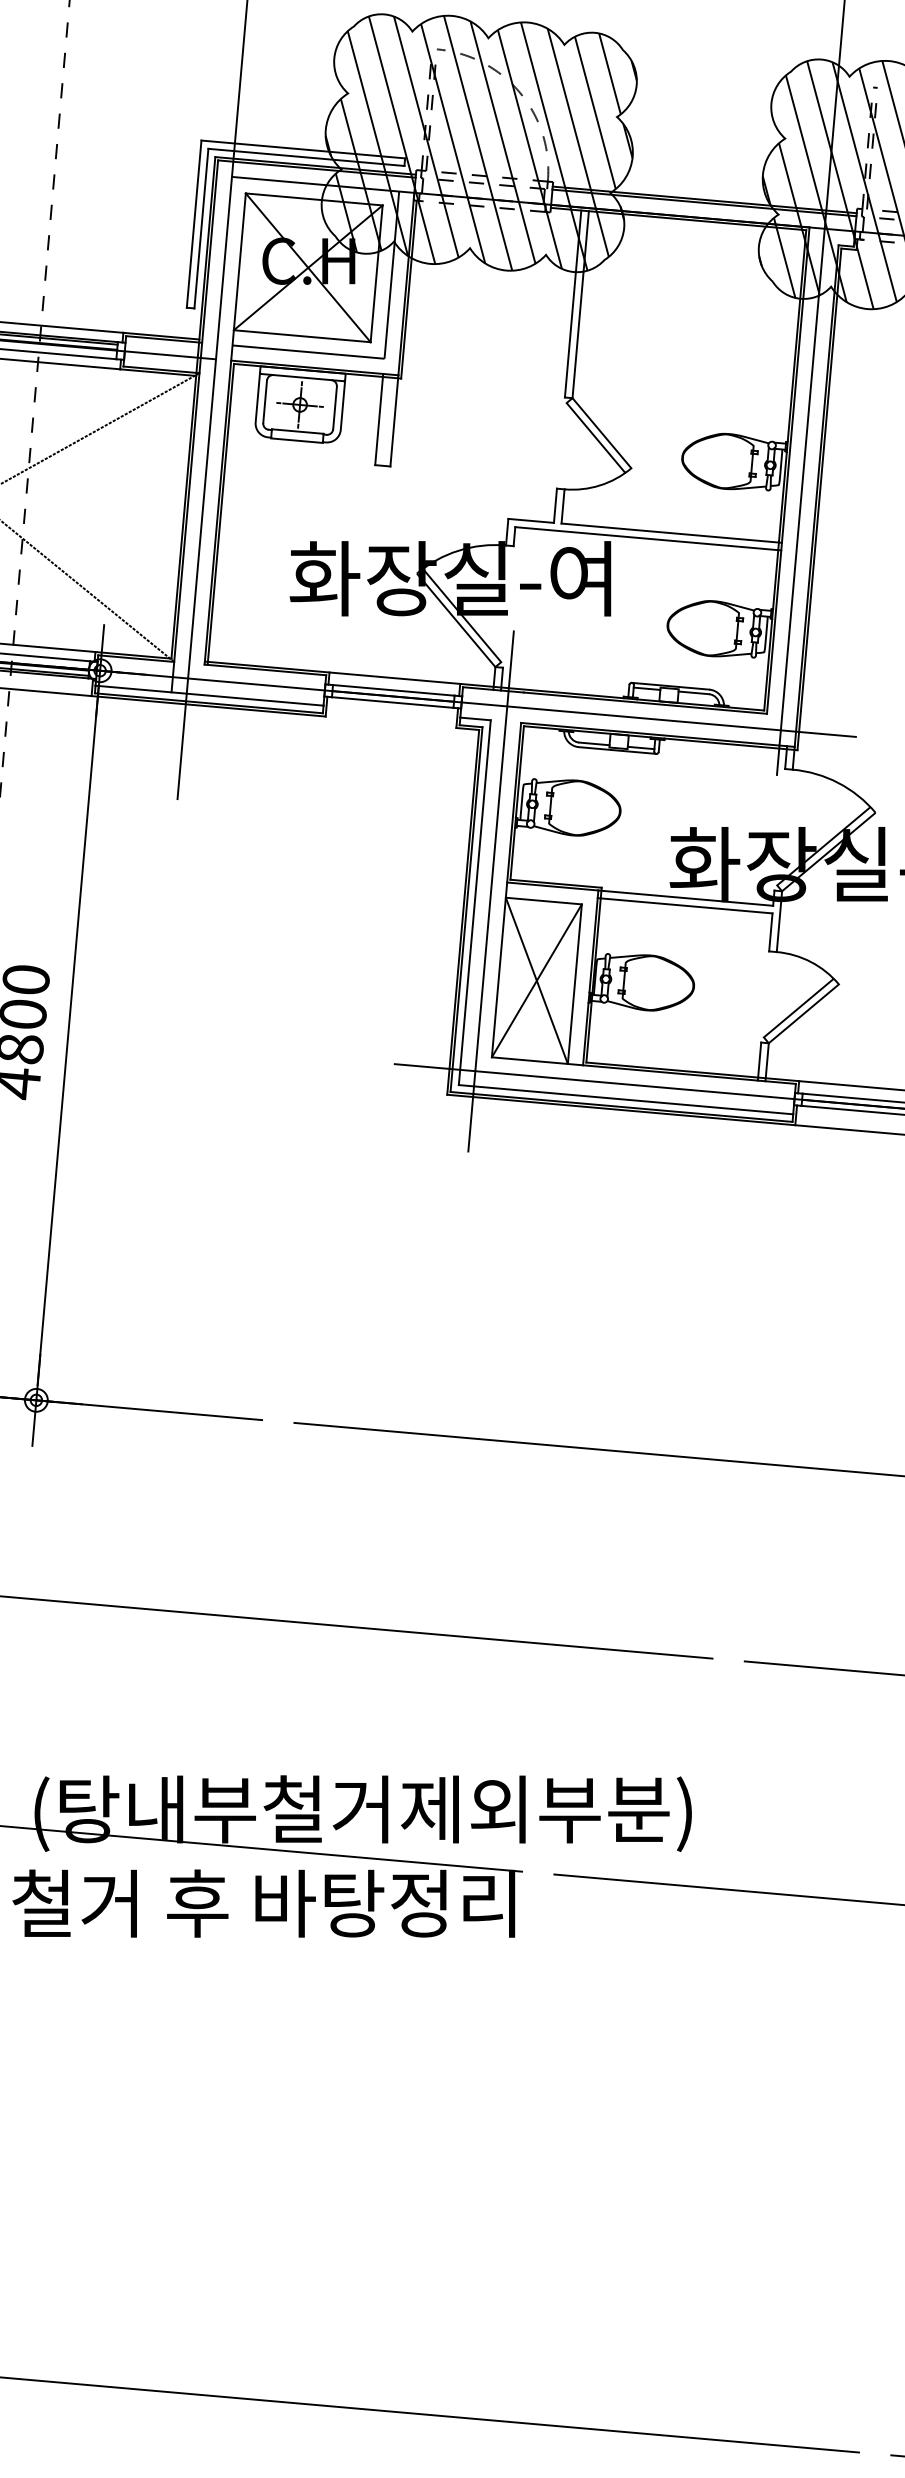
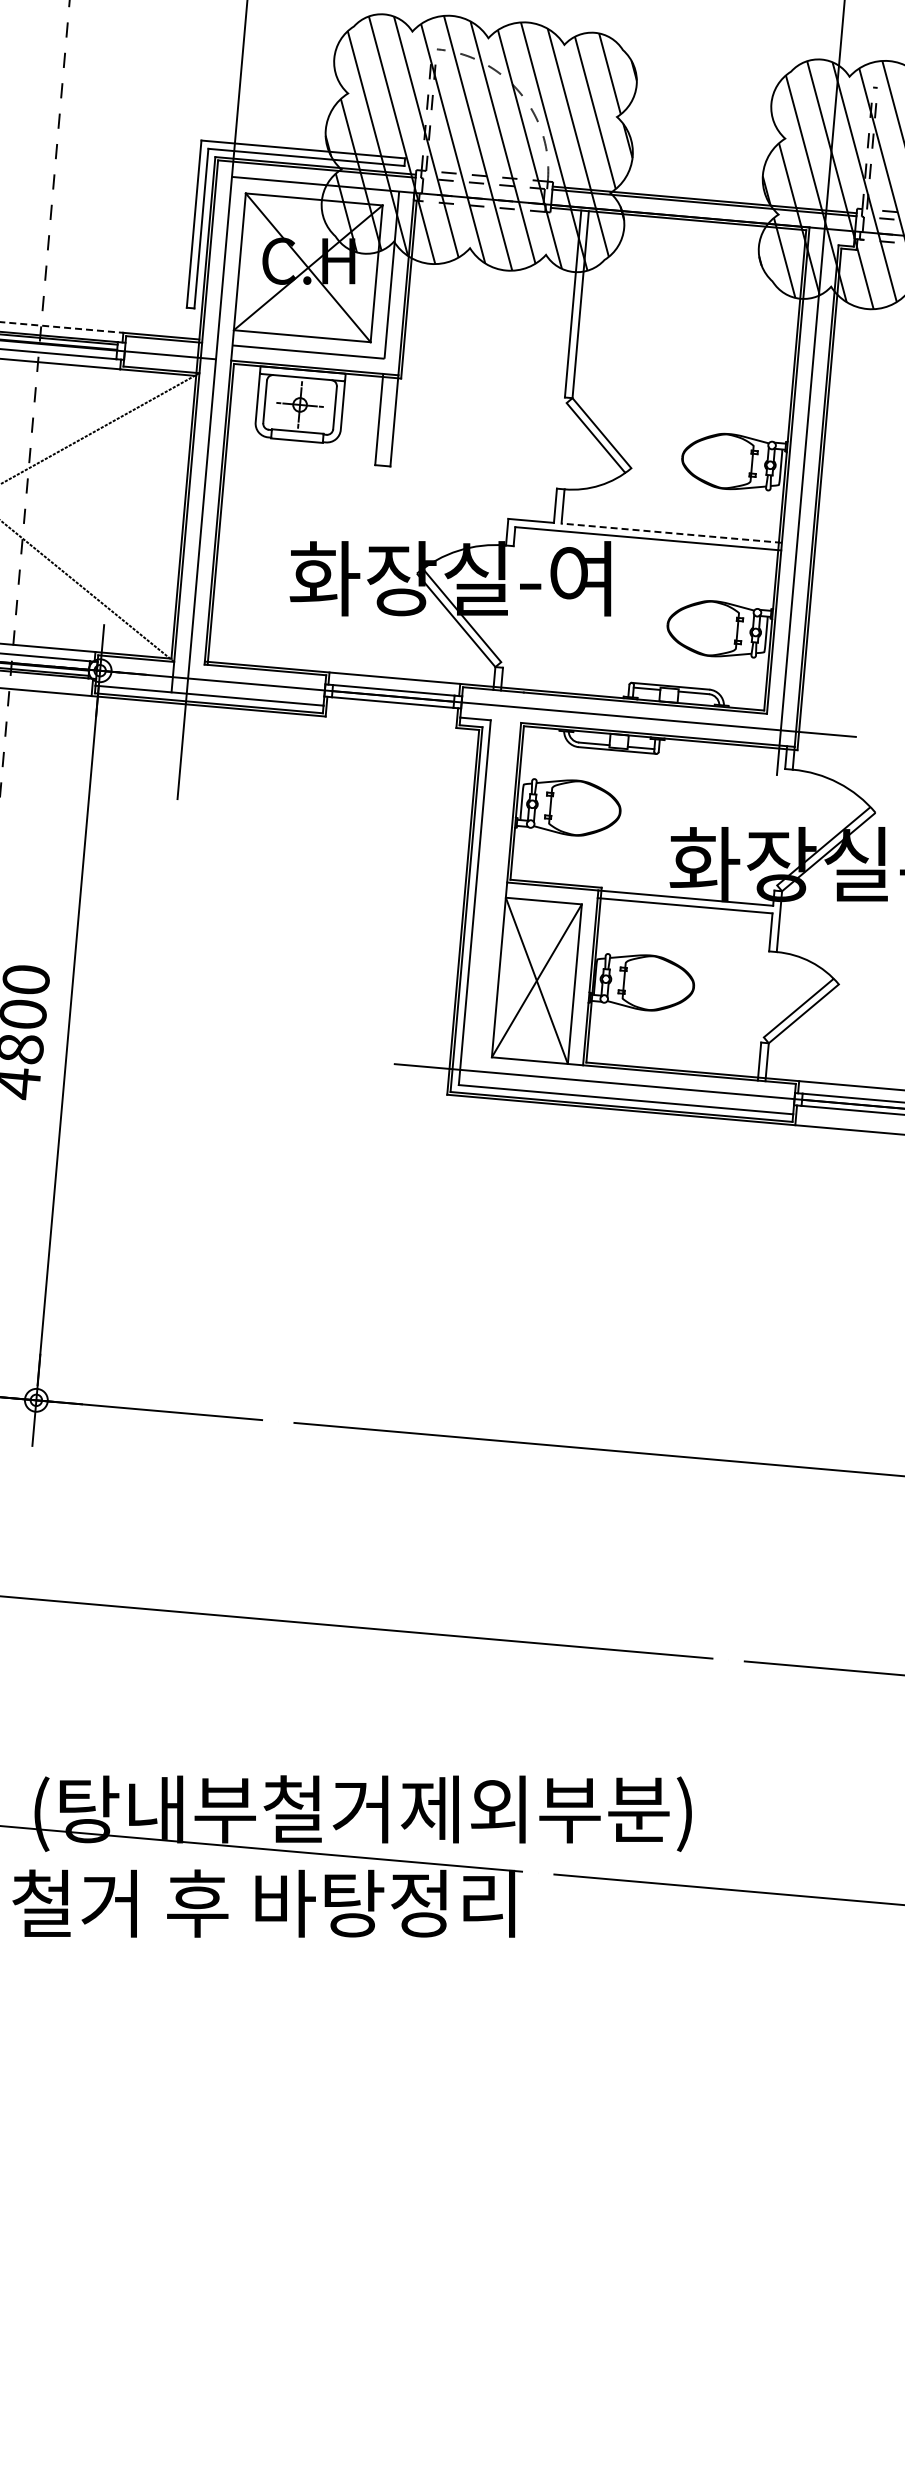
line: solid -> dashed (61, 327)
line: solid -> dashed (671, 533)
line: present -> none (490, 891)
line: present -> none (451, 2416)
